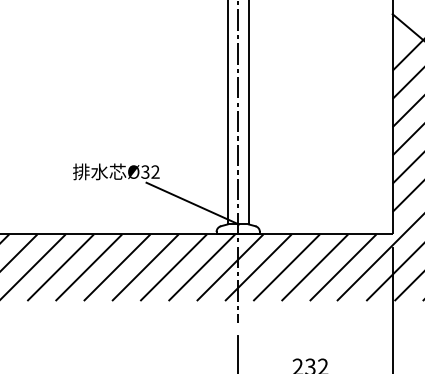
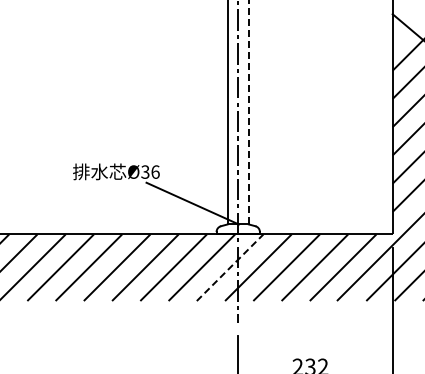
line: solid -> dashed (248, 112)
text: Ø32 -> Ø36 (155, 171)
line: solid -> dashed (230, 267)
